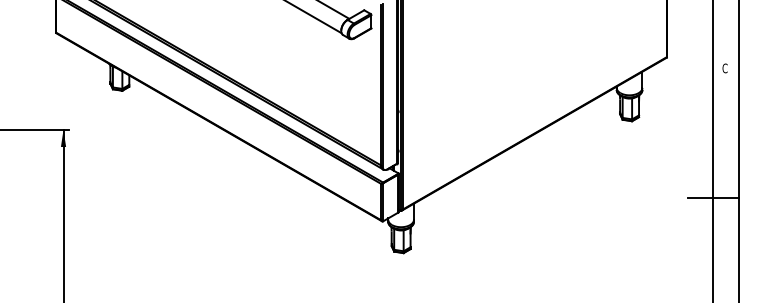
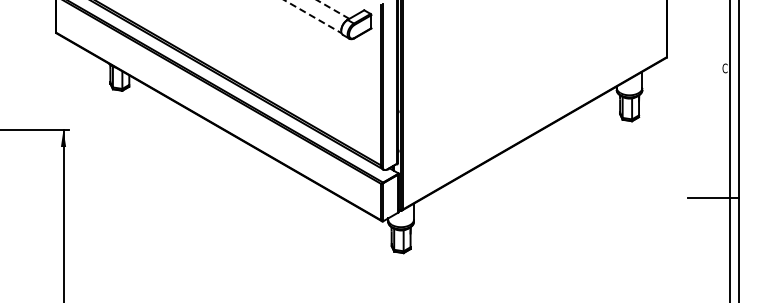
line: solid -> dashed (332, 9)
line: solid -> dashed (313, 16)
line position: (713, 150) -> (730, 150) (730, 150)
